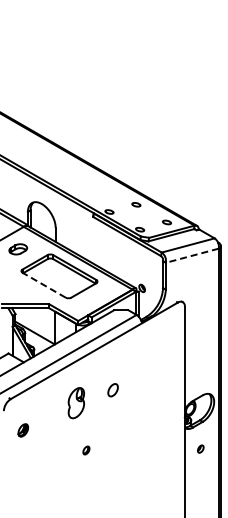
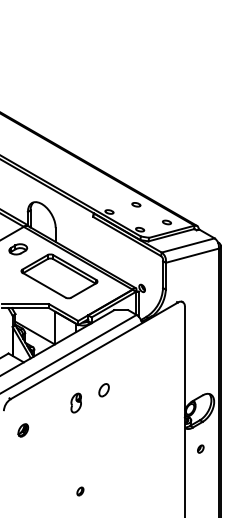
line: dashed -> solid (191, 255)
line: dashed -> solid (44, 285)
part position: (112, 390) -> (103, 390) (103, 390)
part size: 19x33 px -> 12x22 px (75, 402)
part position: (86, 450) -> (80, 491) (80, 491)
